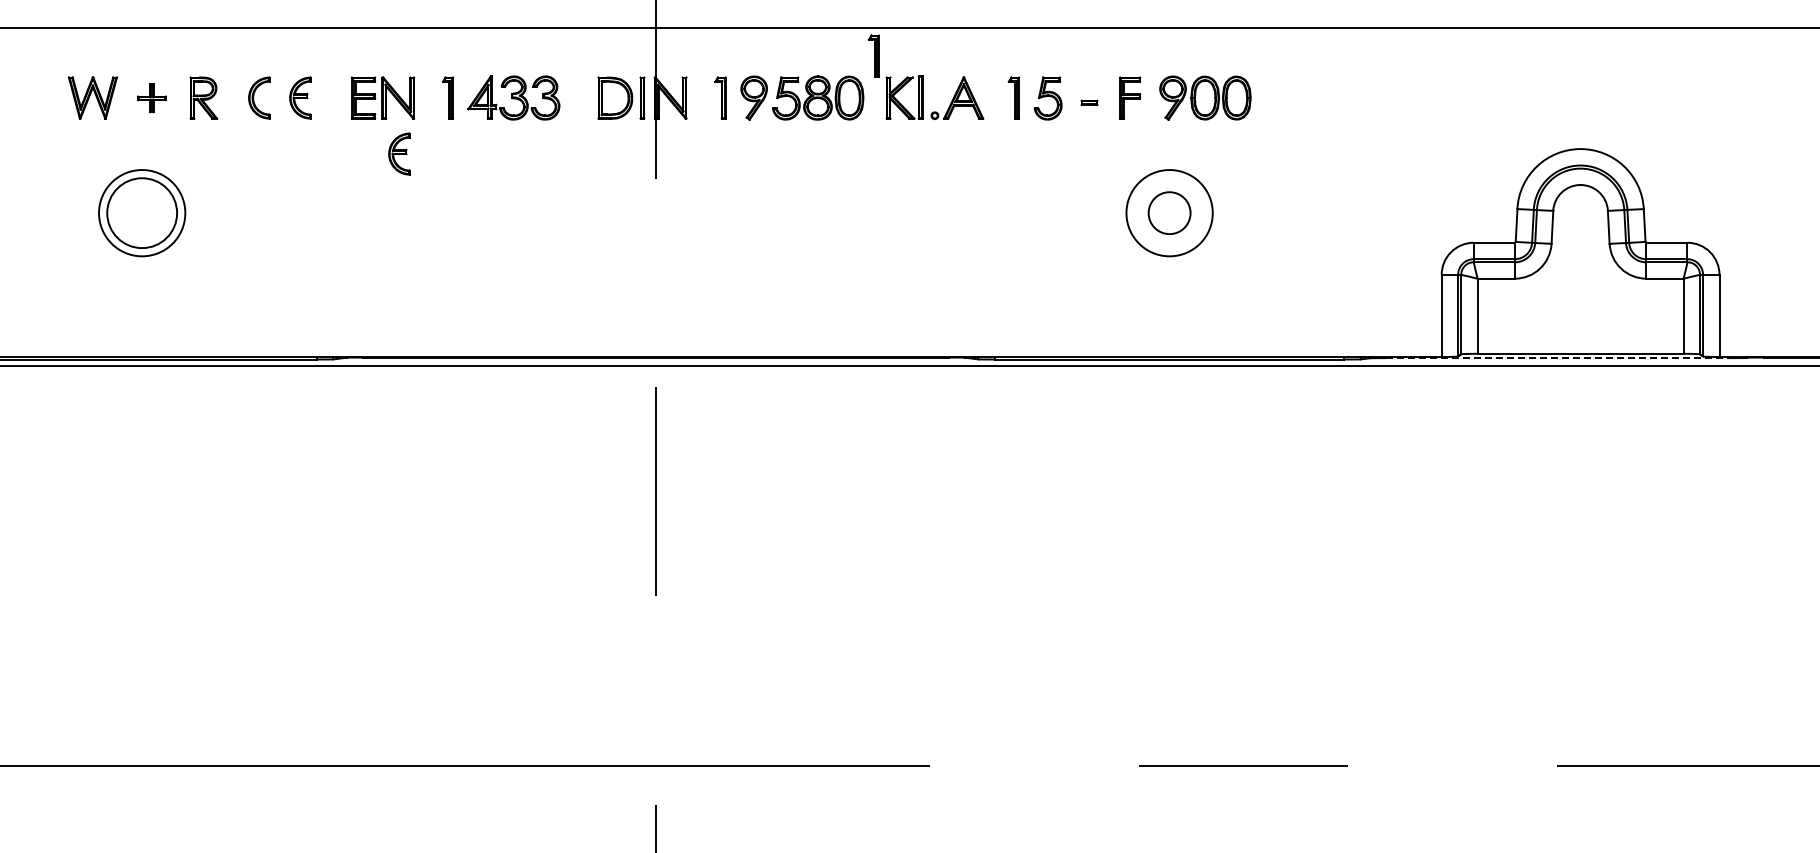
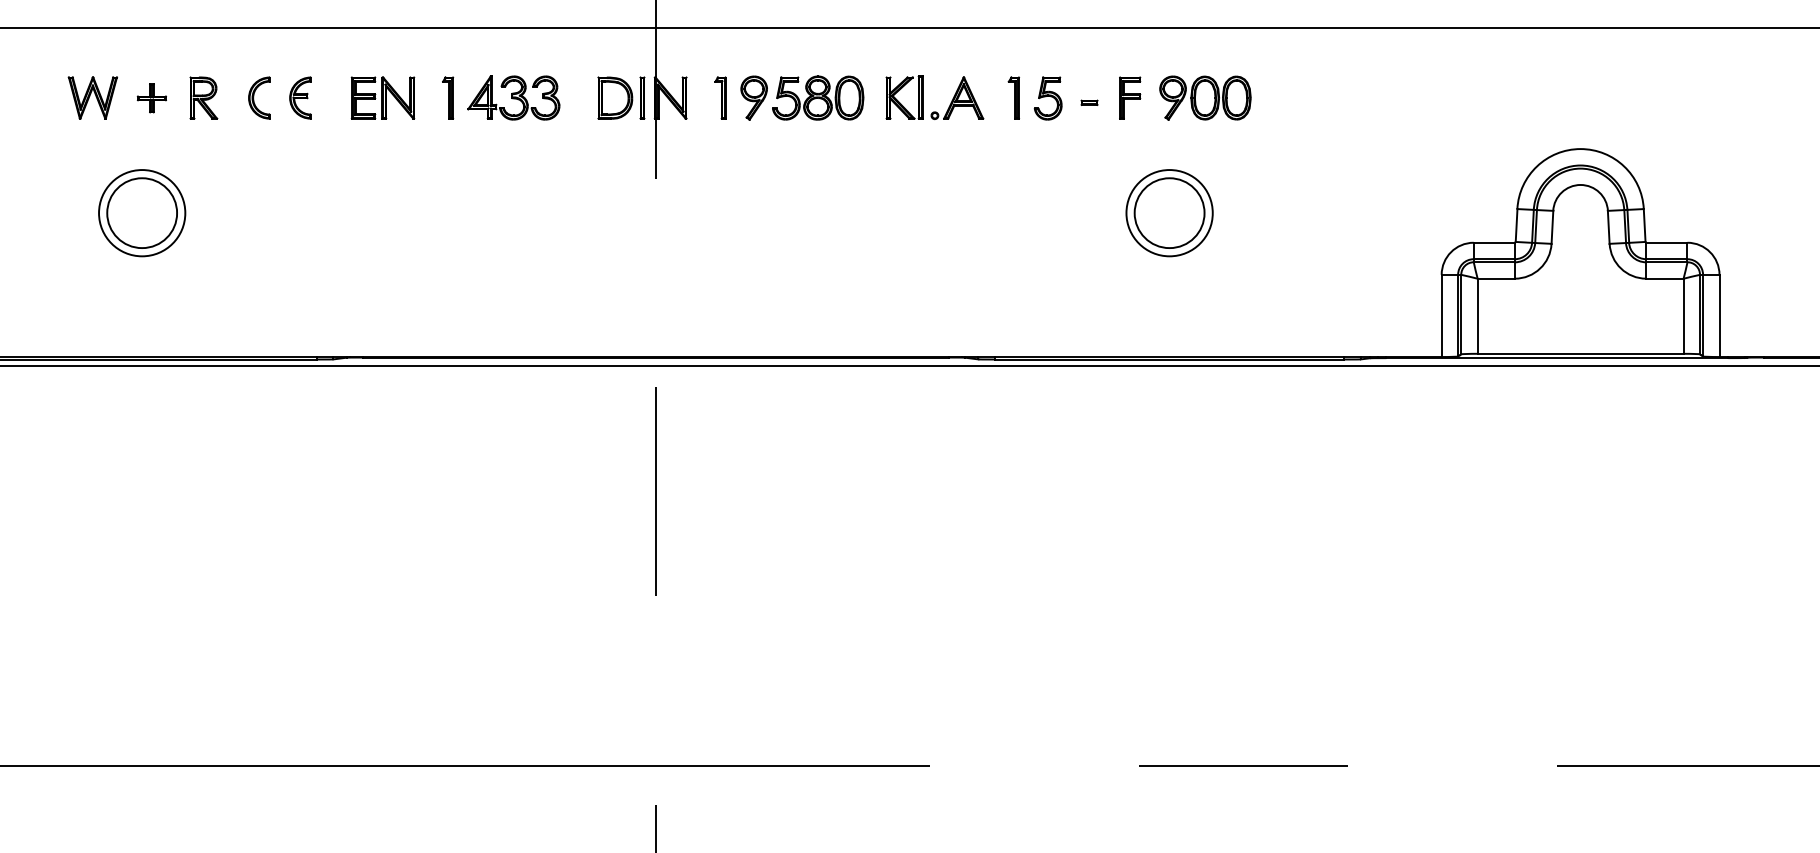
part: present -> none (873, 55)
part: present -> none (399, 153)
circle diameter: 42 px -> 70 px (1169, 213)
line: dashed -> solid (1557, 358)
